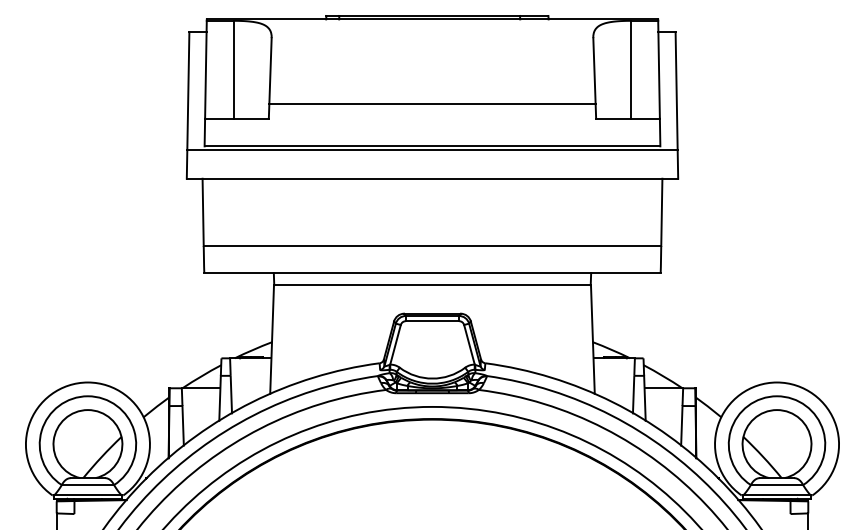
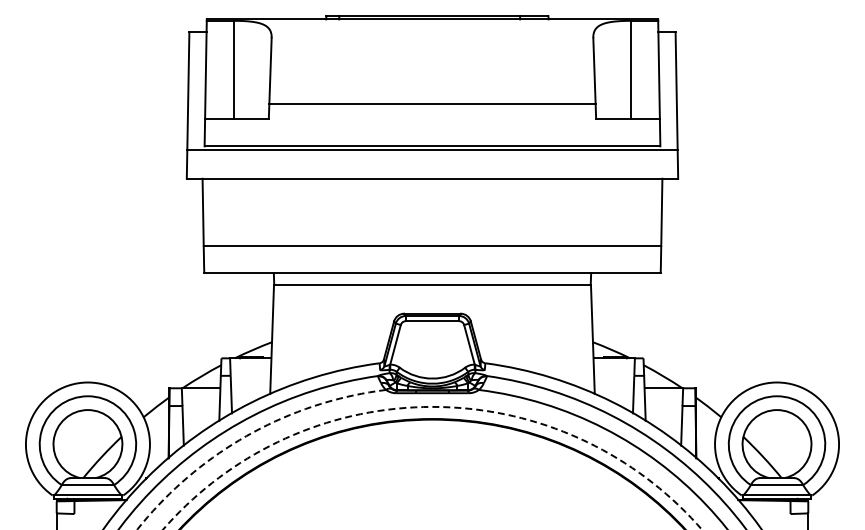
arc: solid -> dashed (247, 435)
circle: solid -> dashed (432, 467)
